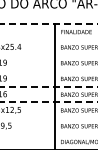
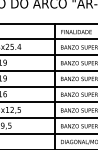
line: dashed -> solid (49, 23)
line: none -> present (48, 39)
line: none -> present (48, 55)
line: none -> present (48, 70)
line: dashed -> solid (49, 86)
line: dashed -> solid (49, 102)
line: none -> present (48, 118)
line: none -> present (48, 133)
